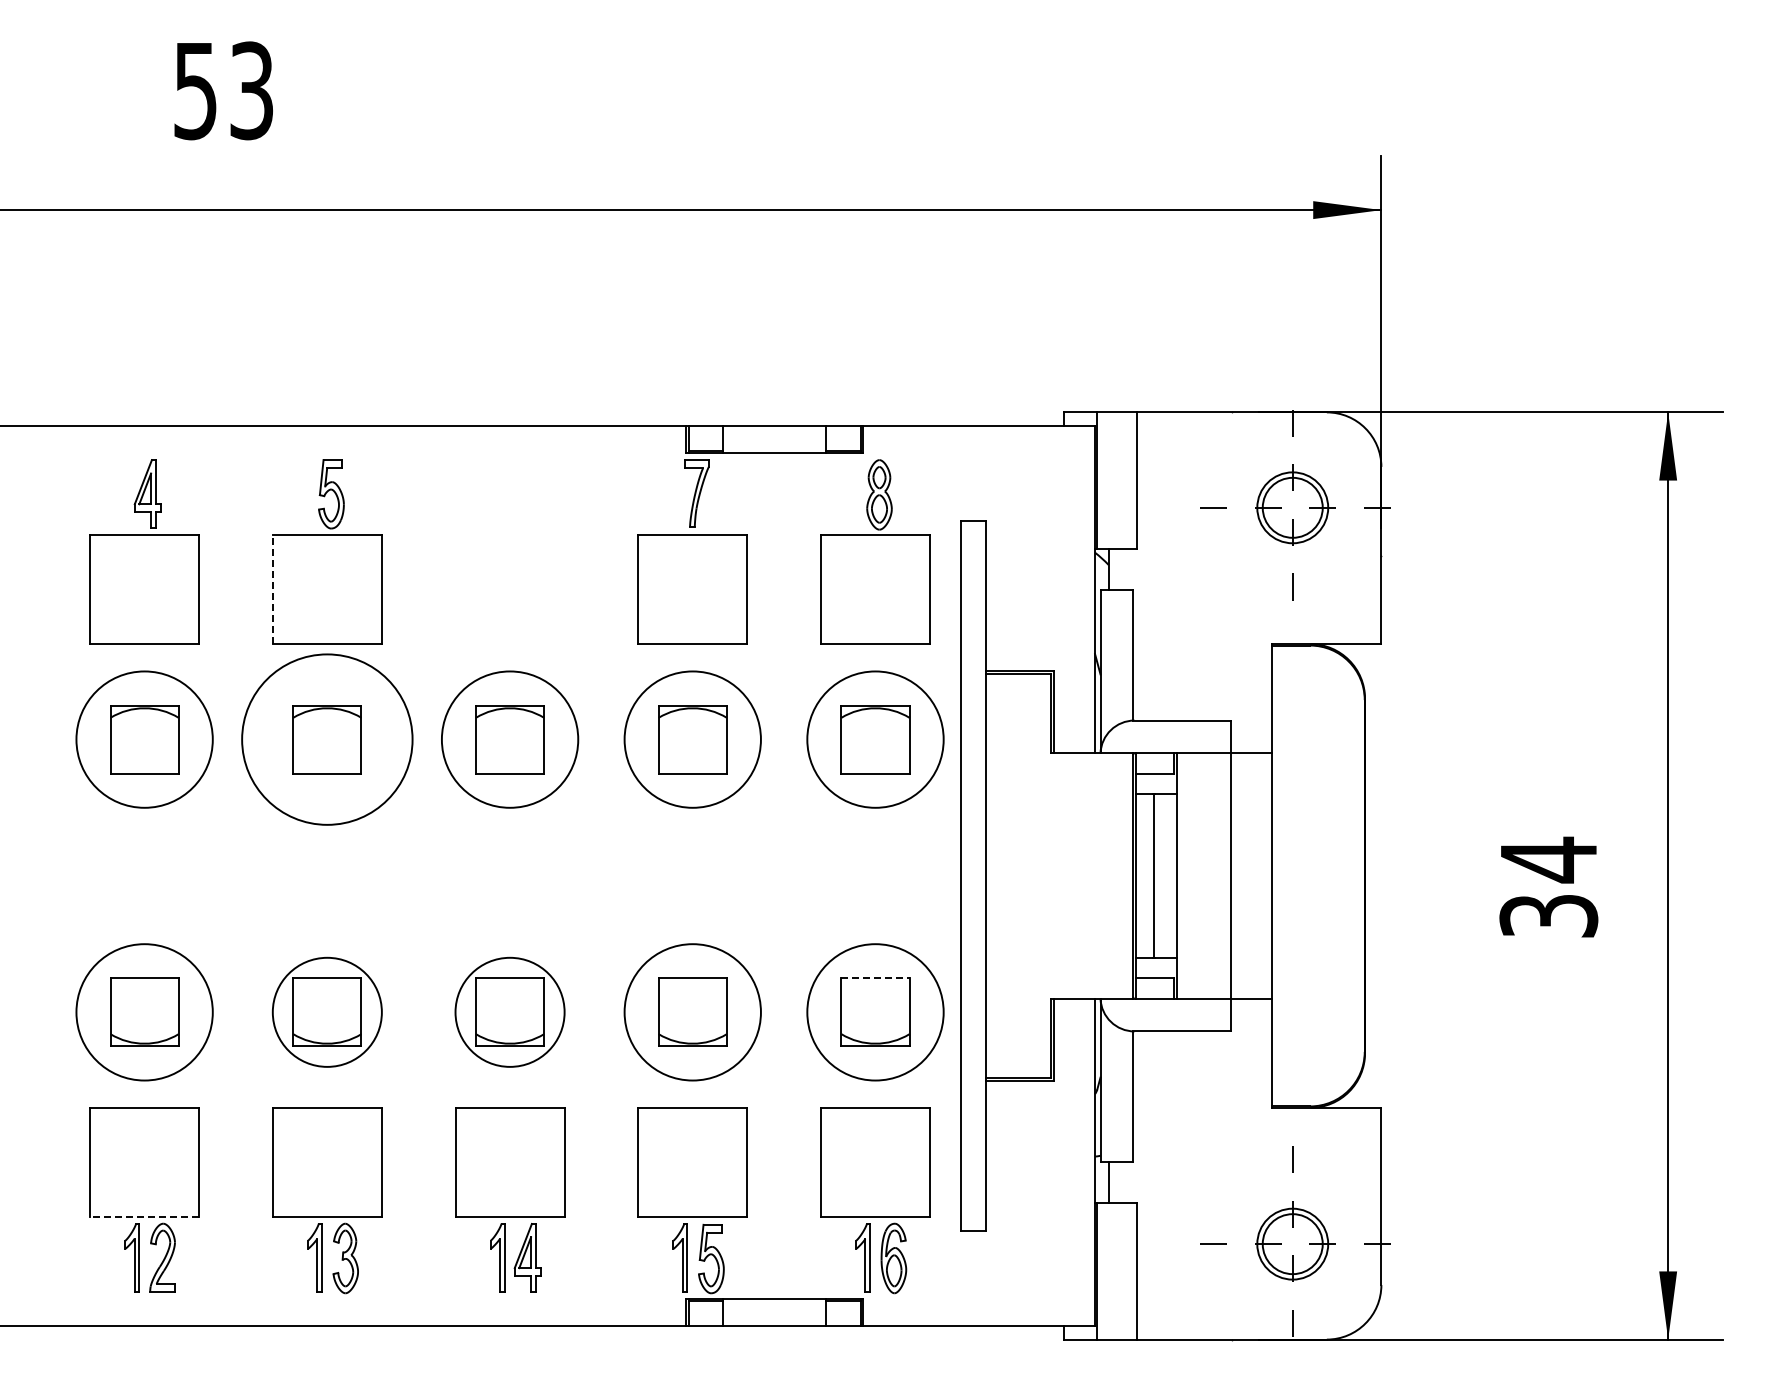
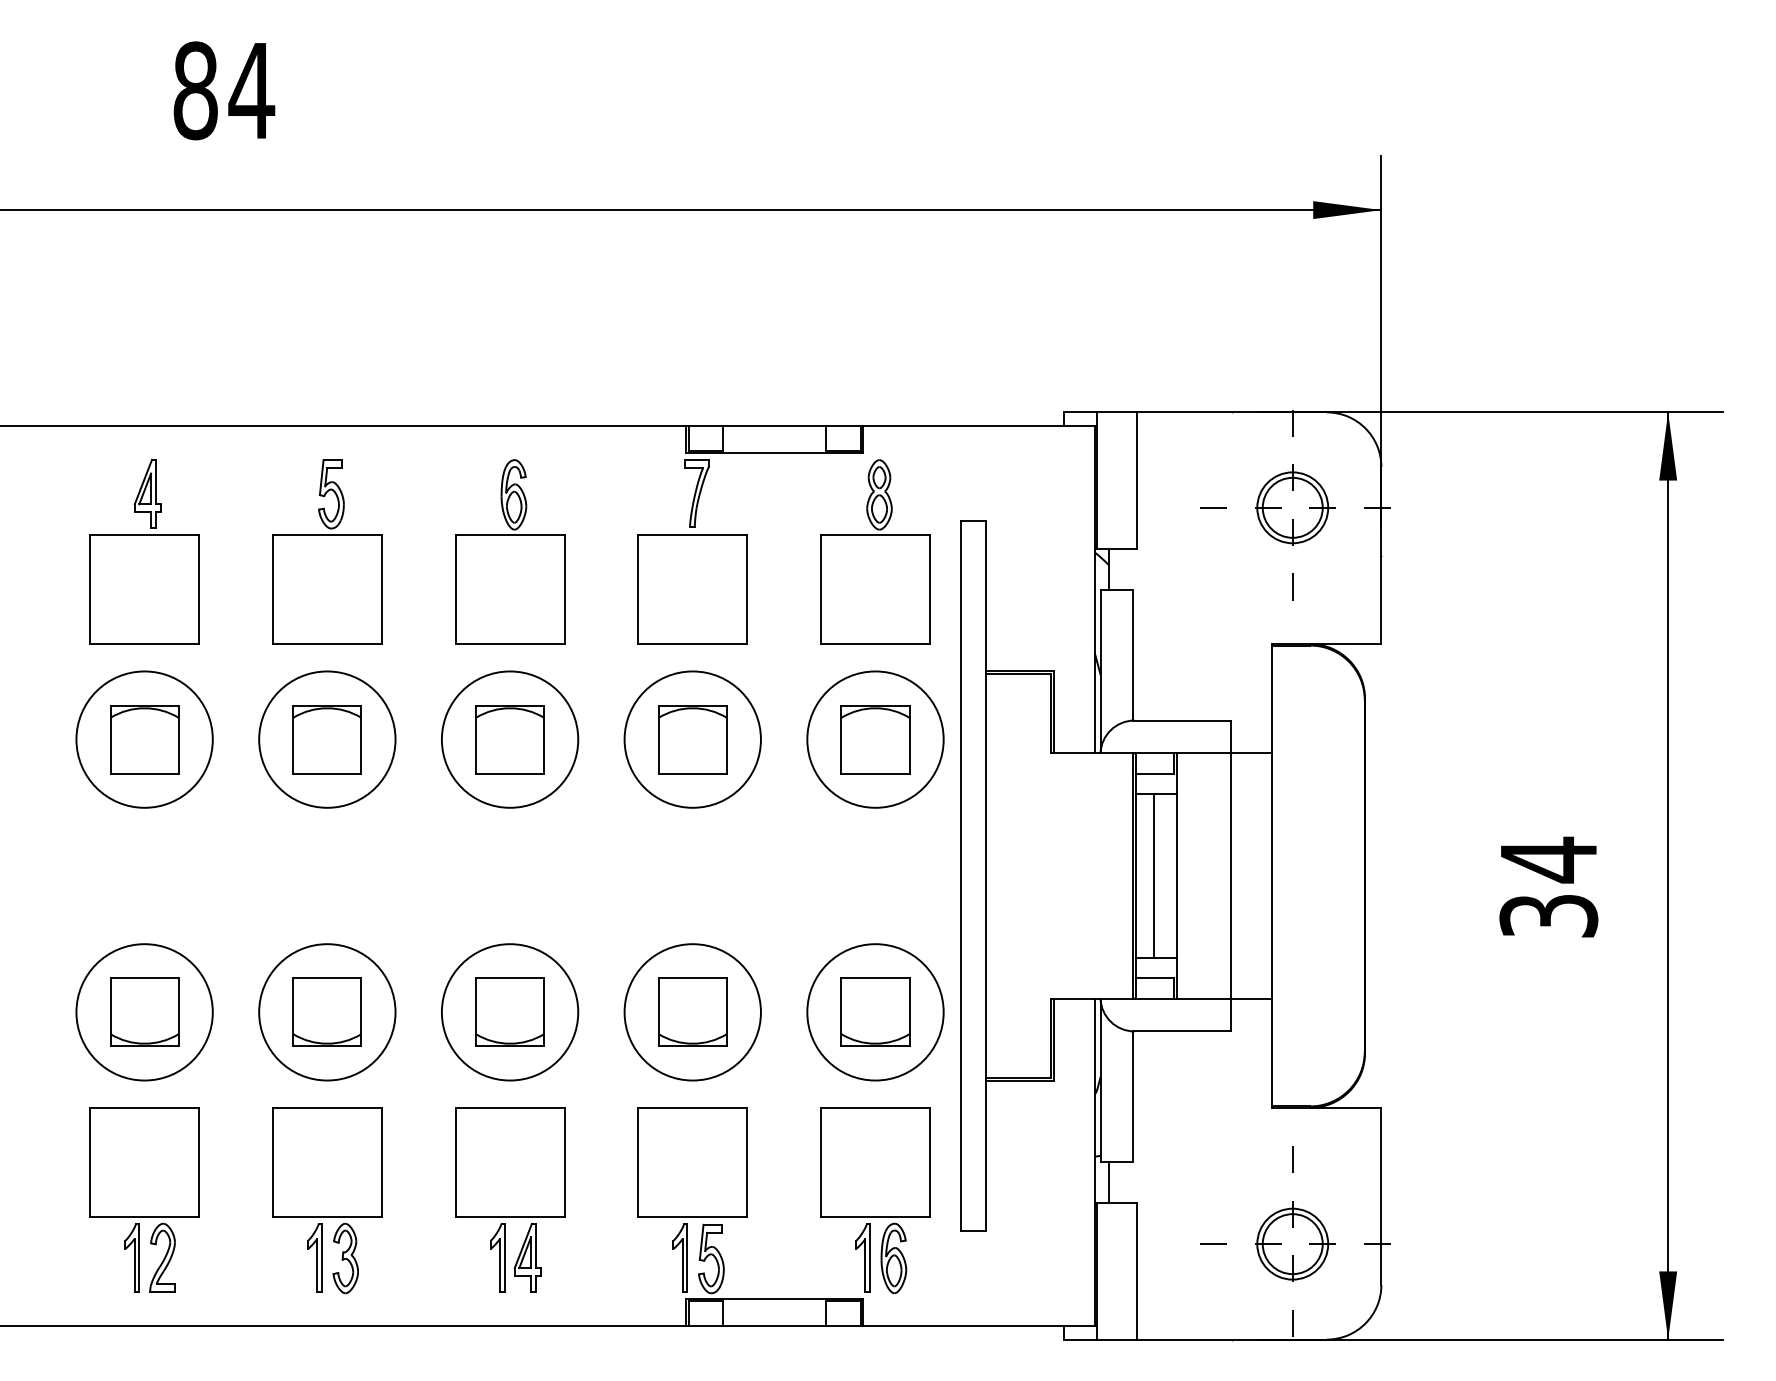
text: 53 -> 84 (224, 90)
part: none -> present (510, 551)
line: dashed -> solid (272, 589)
circle diameter: 170 px -> 136 px (327, 739)
line: dashed -> solid (876, 978)
circle diameter: 109 px -> 136 px (327, 1012)
circle diameter: 109 px -> 136 px (509, 1012)
line: dashed -> solid (144, 1216)
